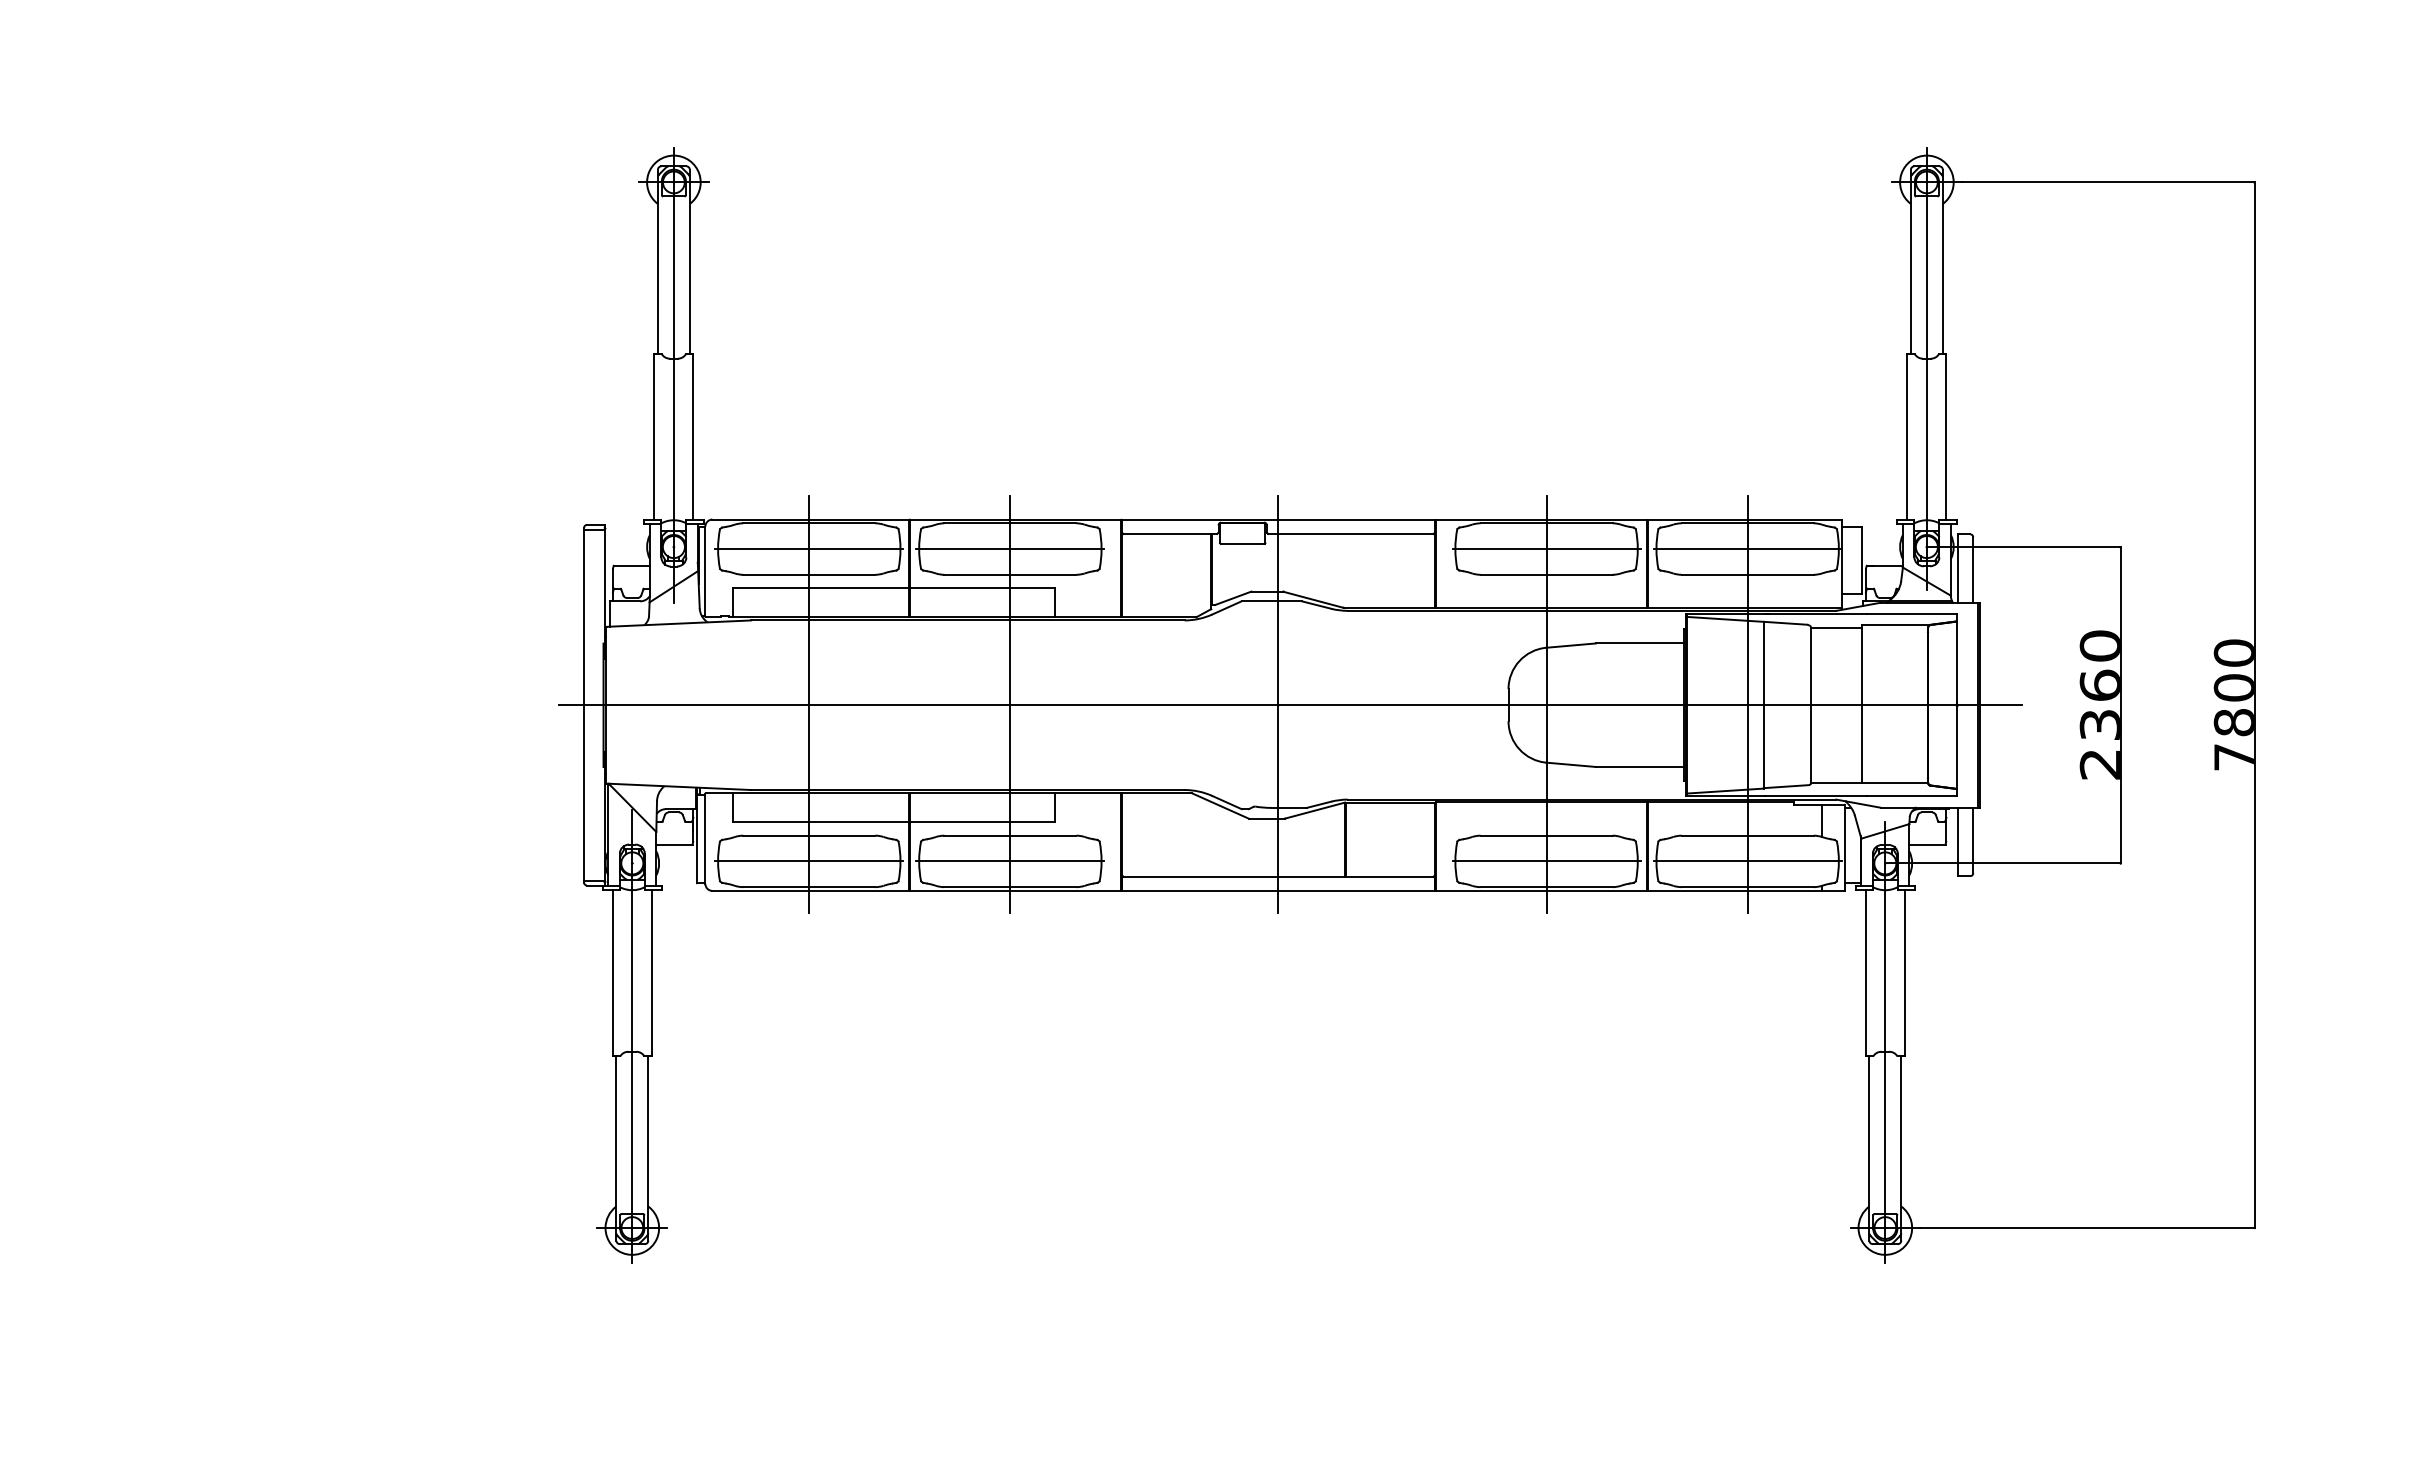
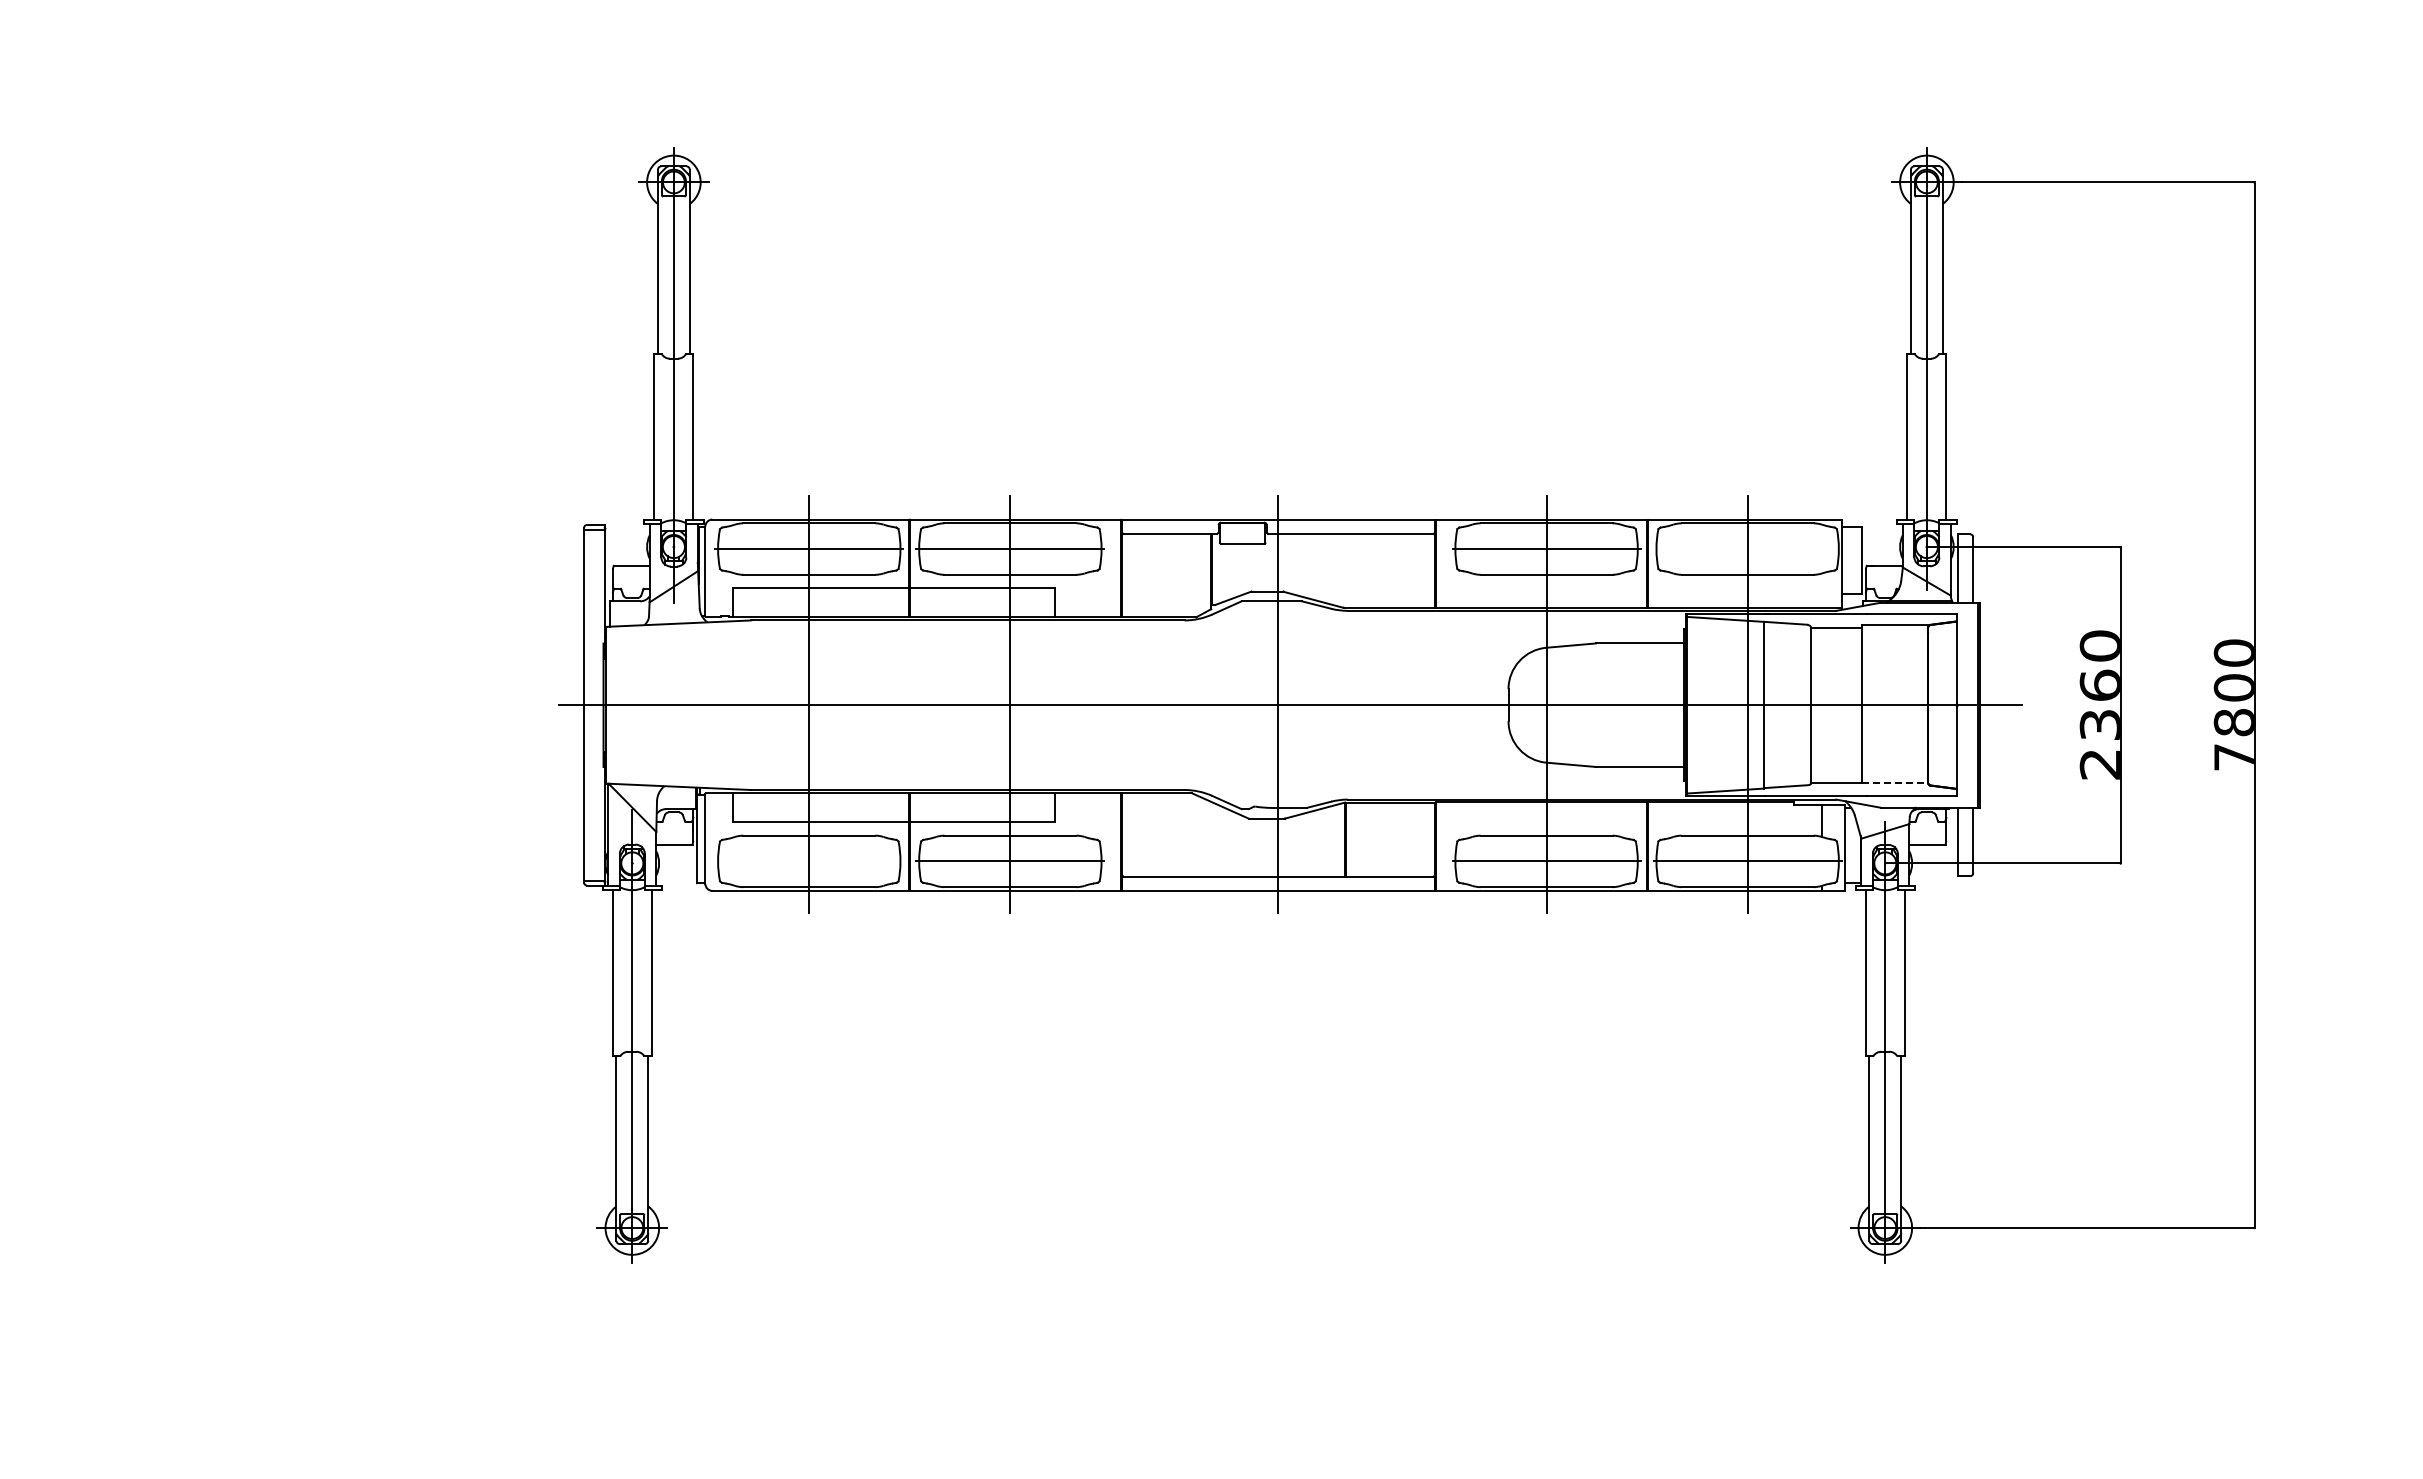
line: present -> none (1747, 549)
line: solid -> dashed (1895, 782)
line: present -> none (809, 861)
